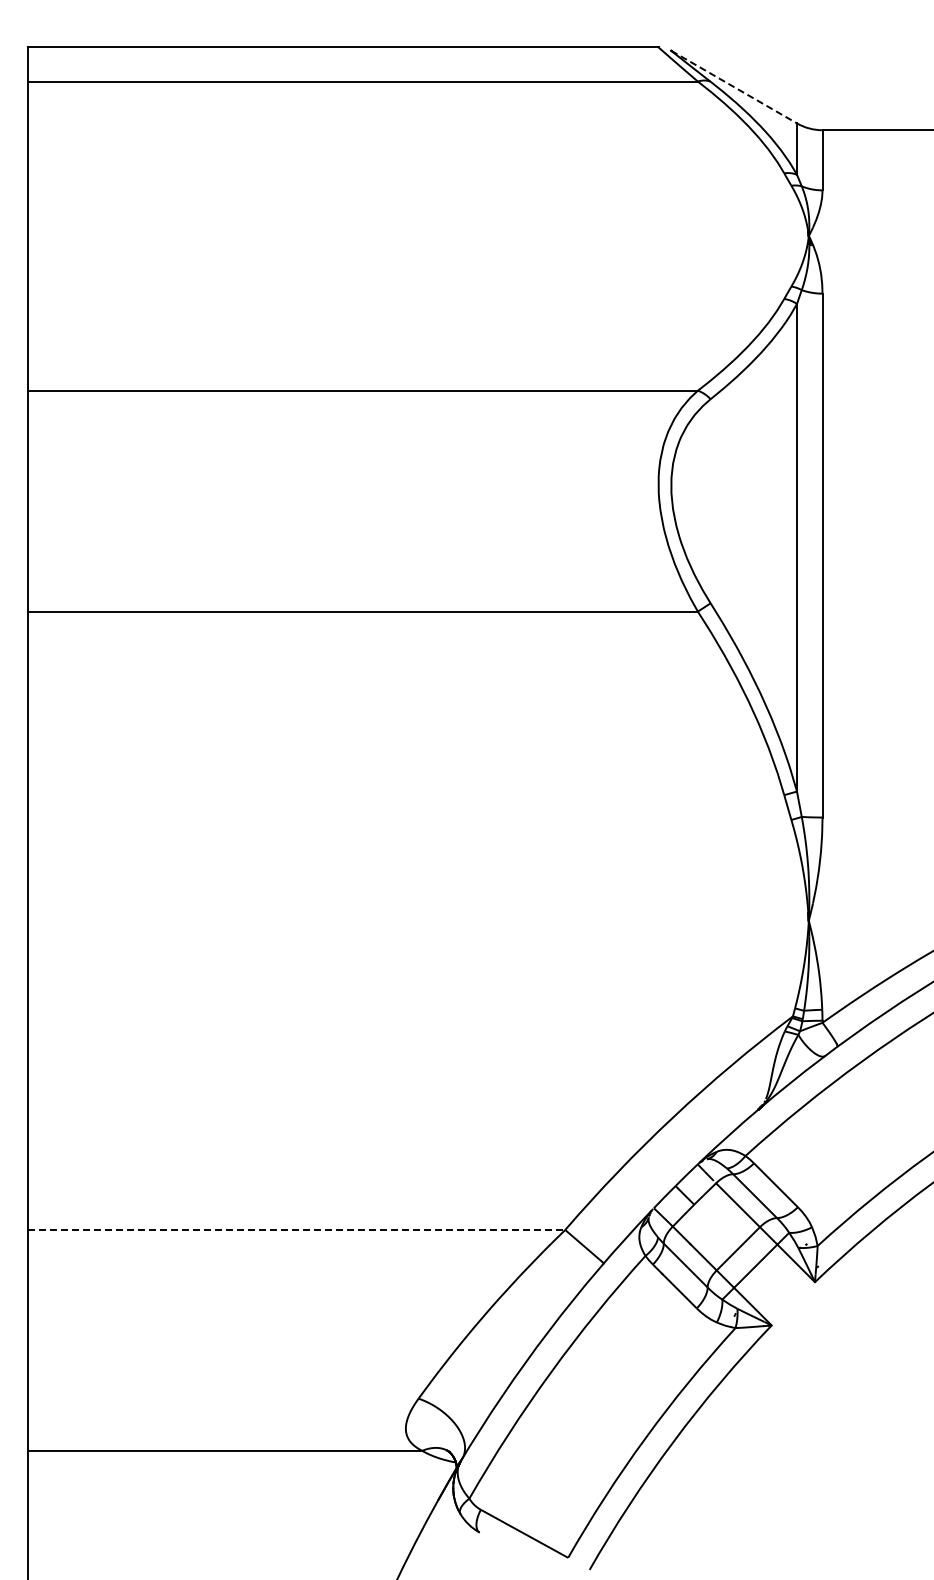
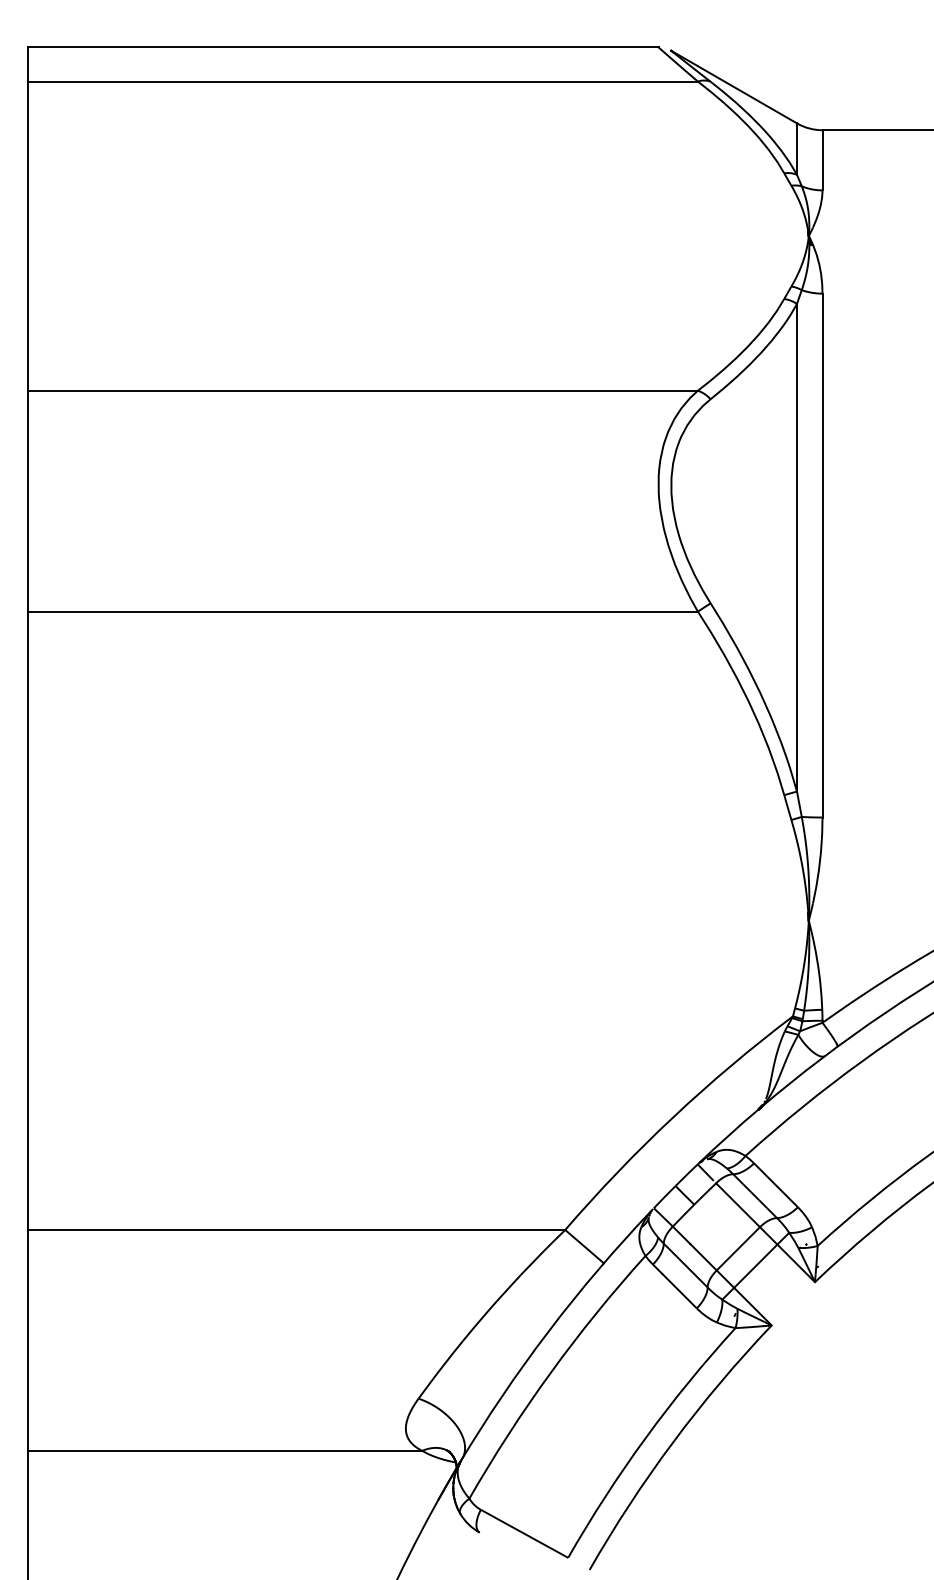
line: dashed -> solid (734, 87)
line: dashed -> solid (296, 1229)
